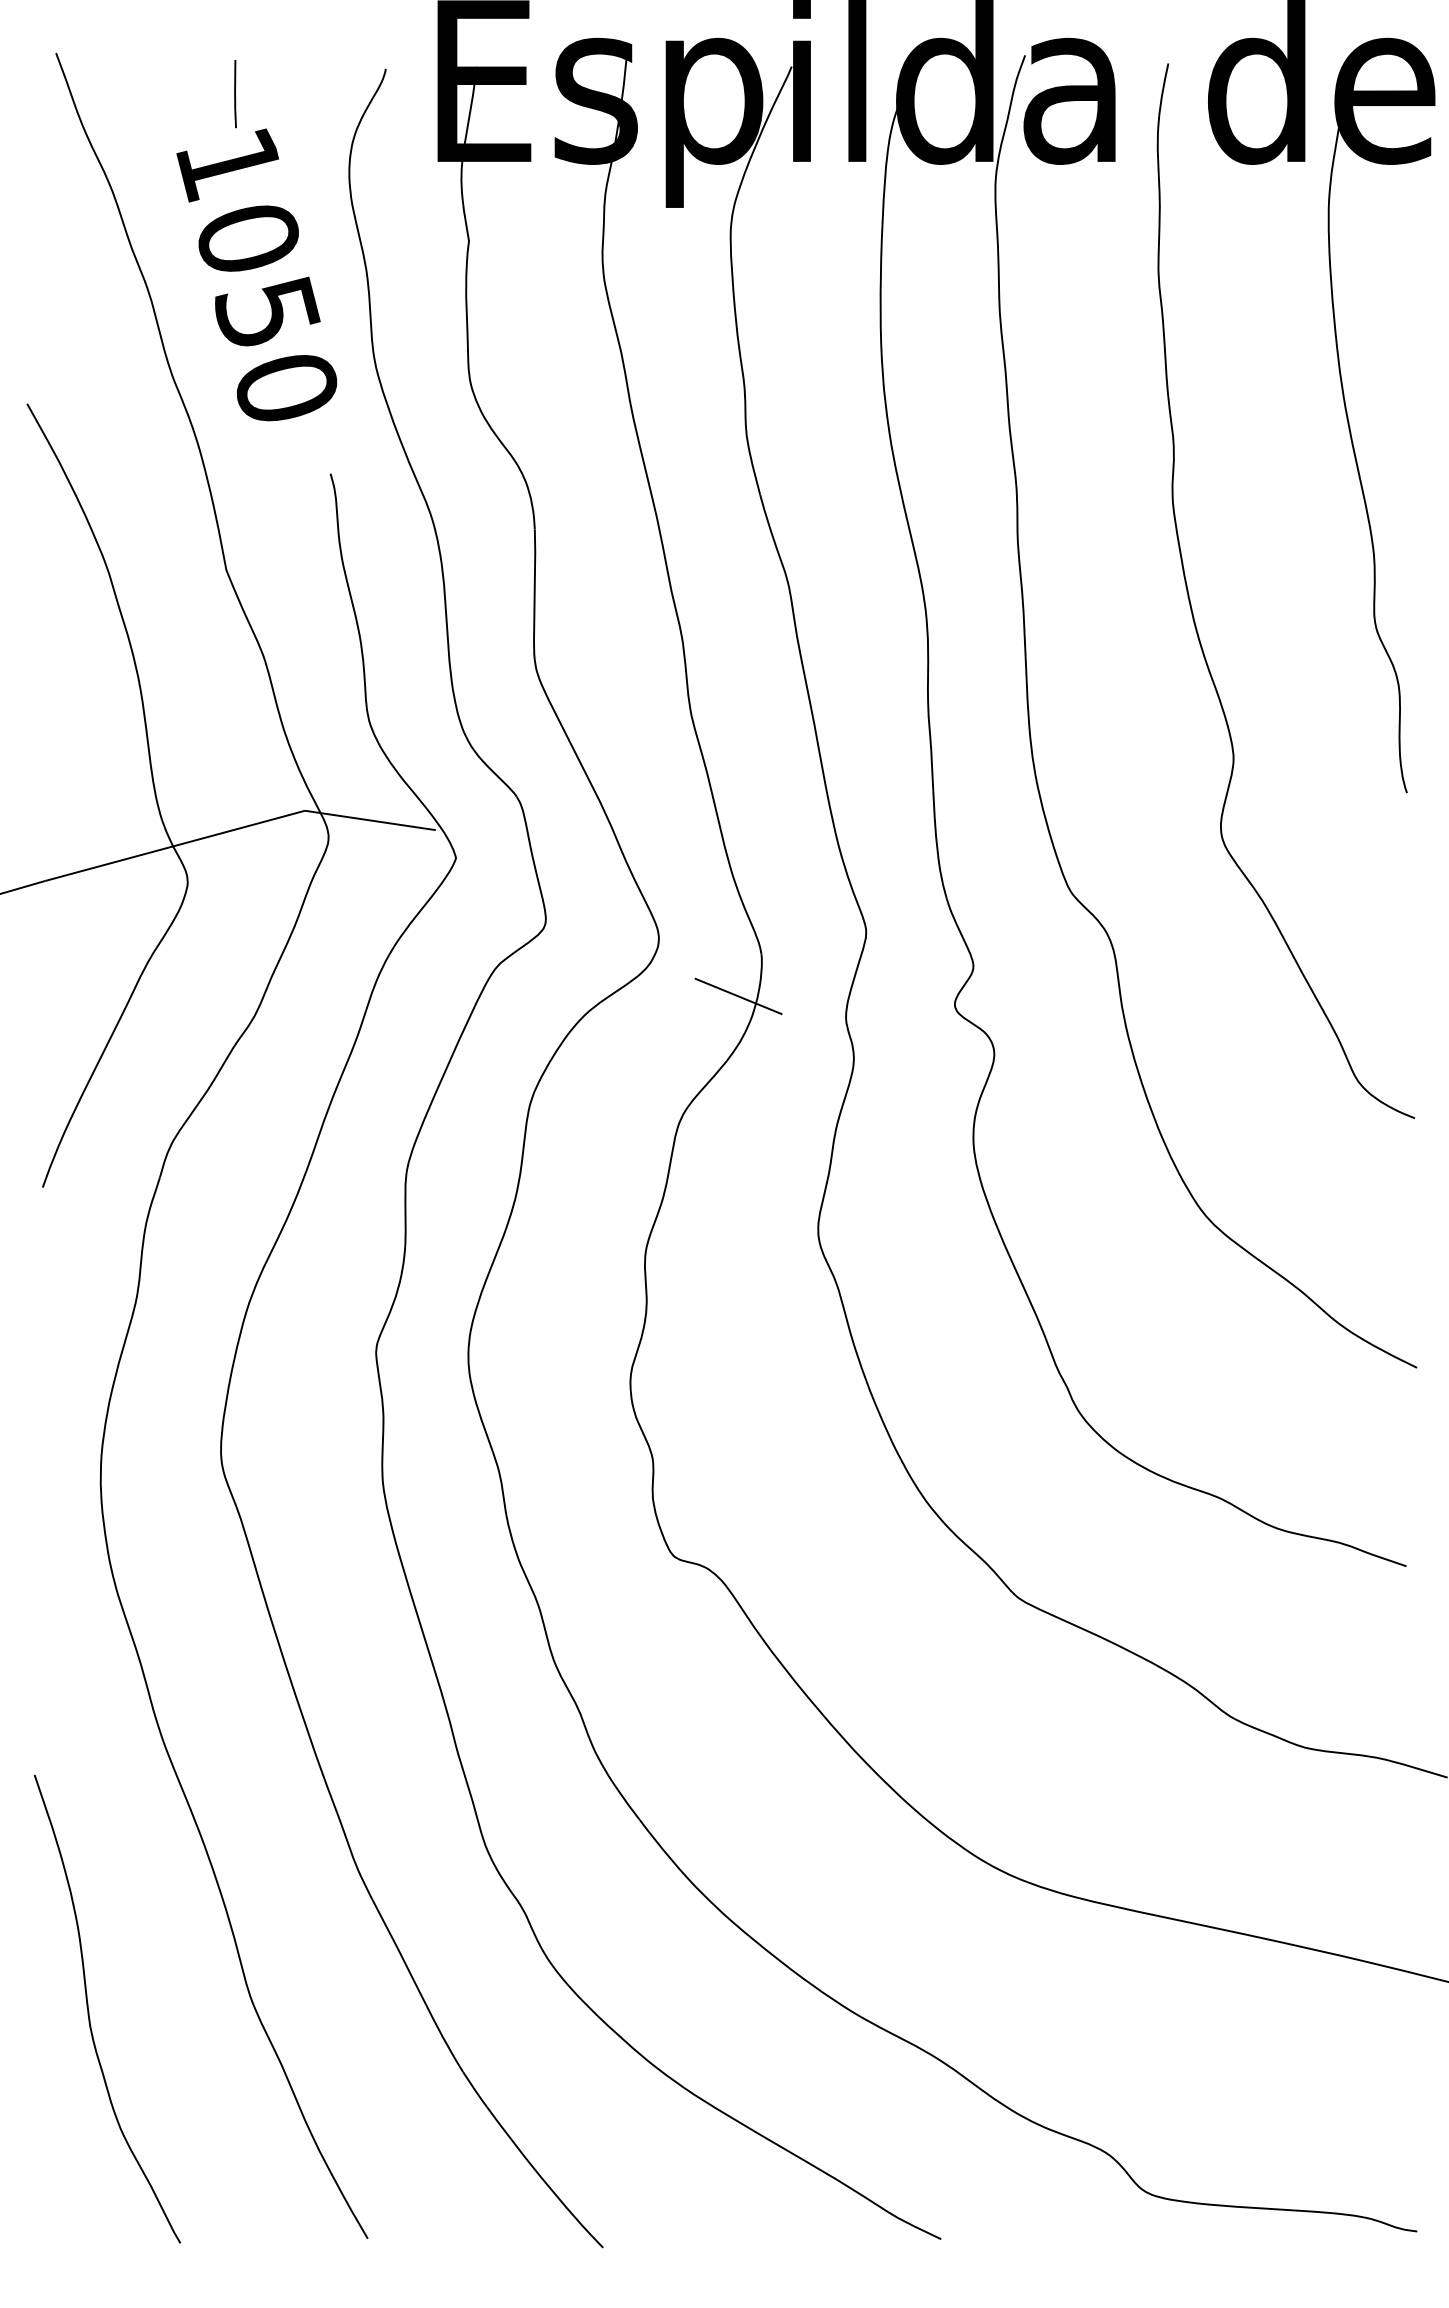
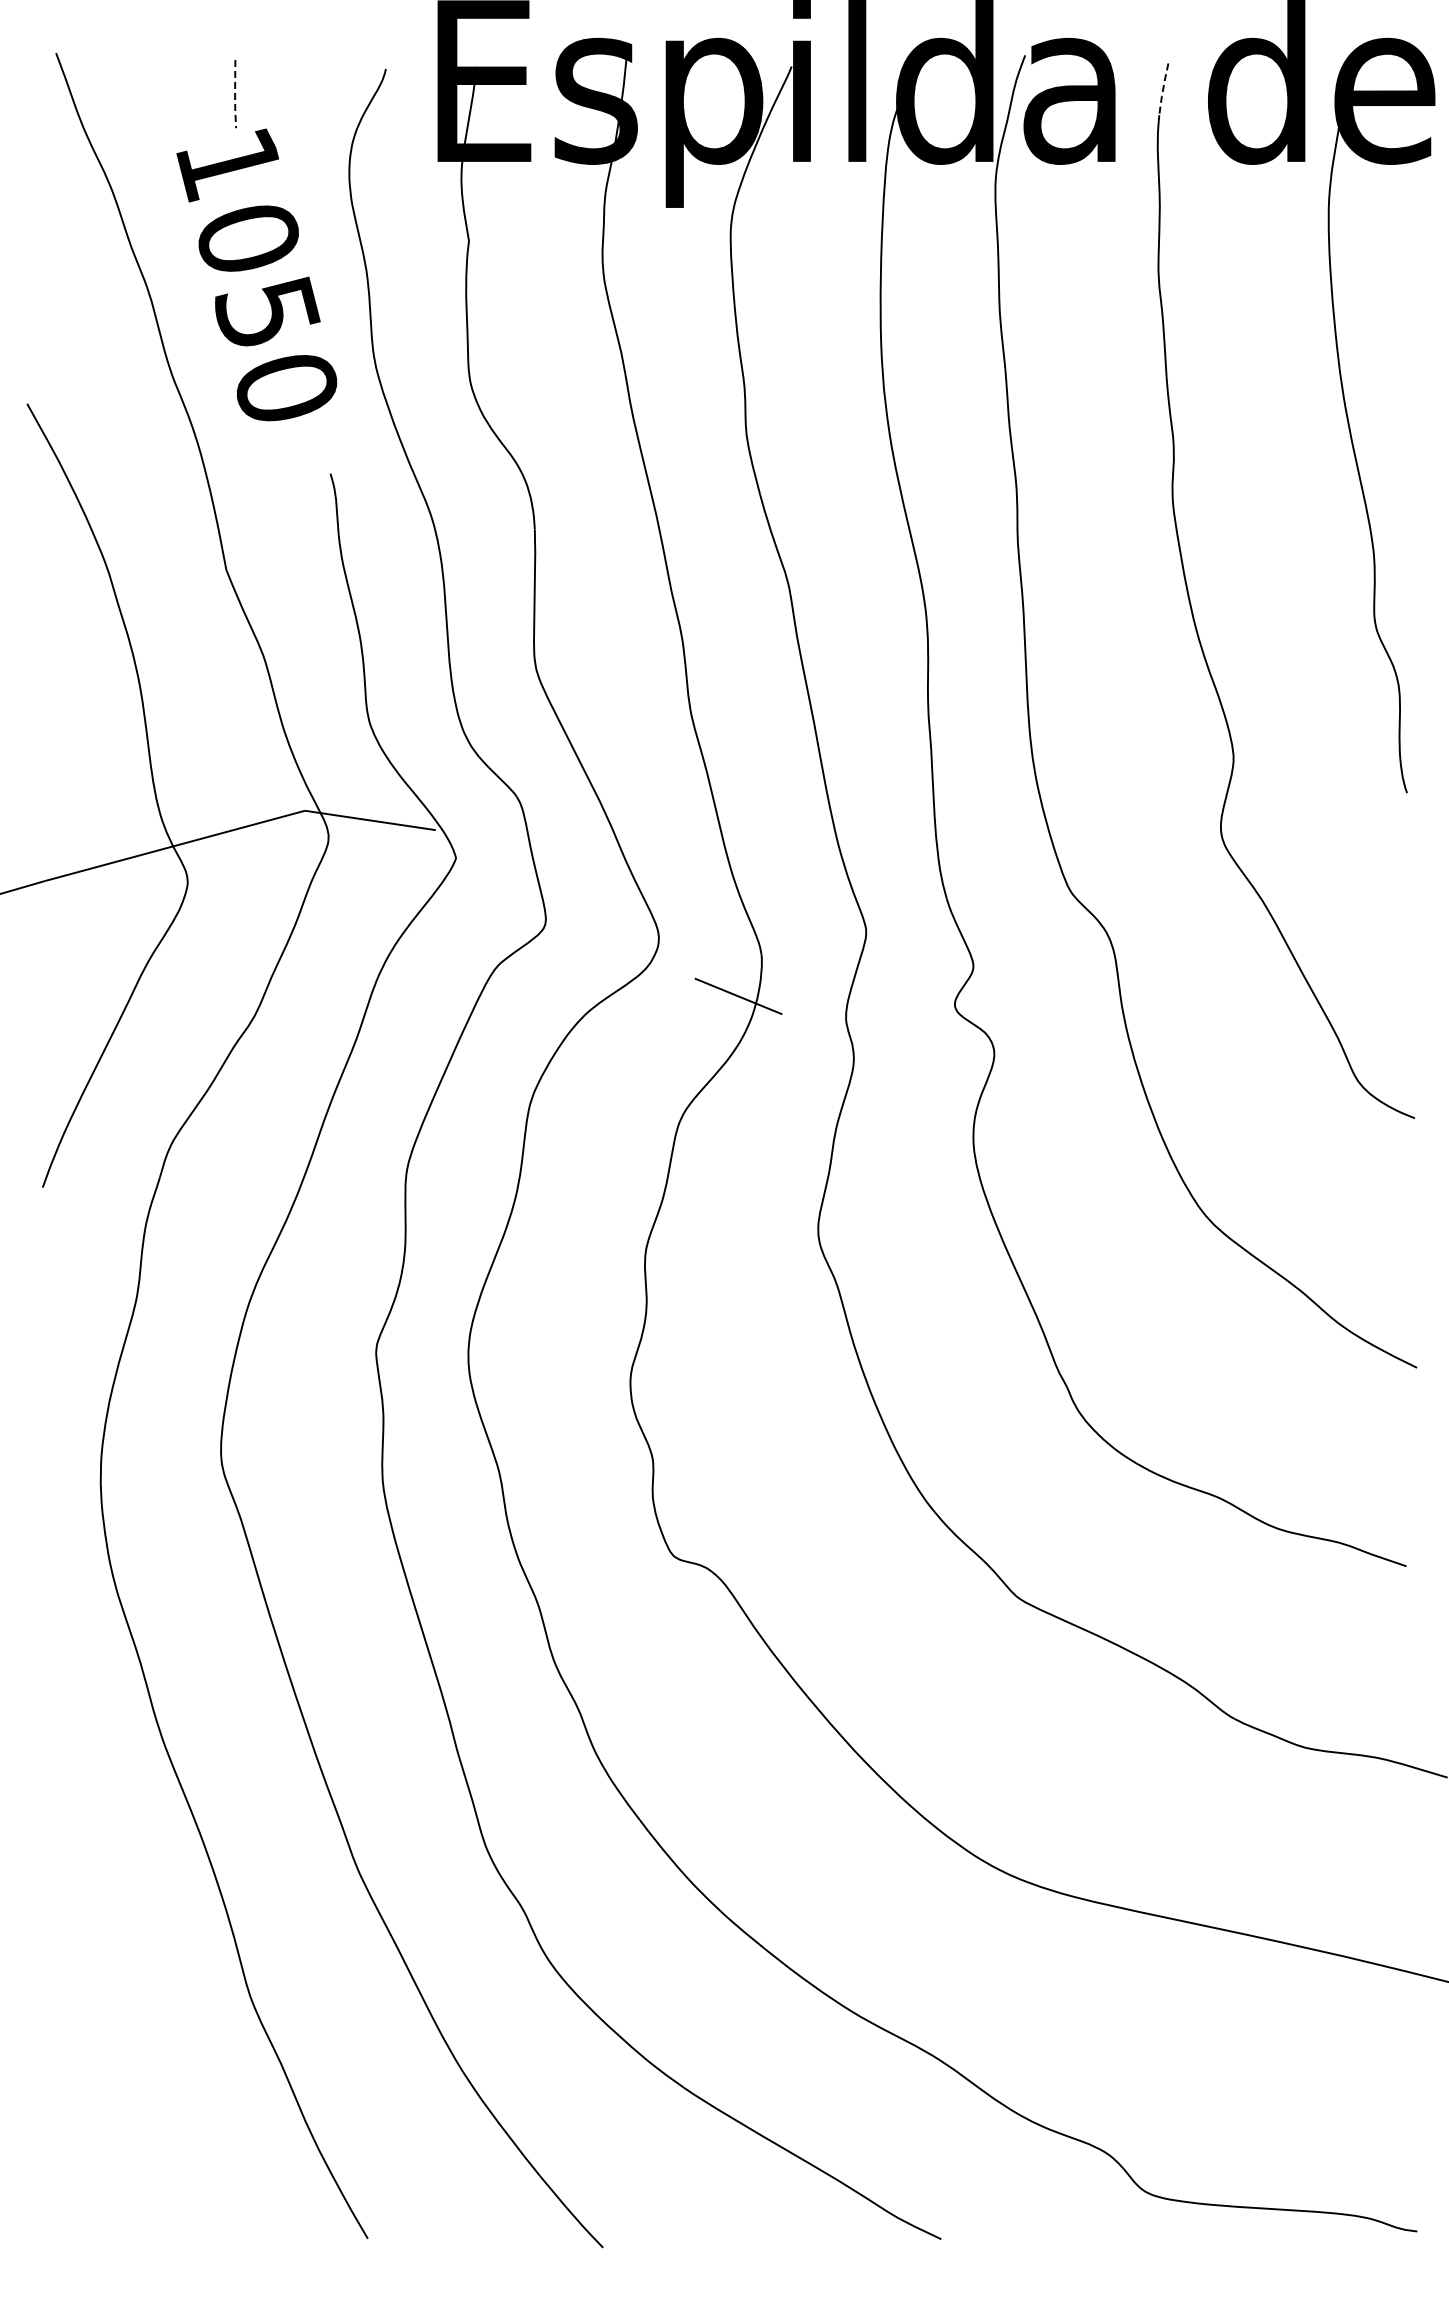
line: solid -> dashed (1163, 89)
line: solid -> dashed (235, 94)
curve: present -> none (89, 2010)
